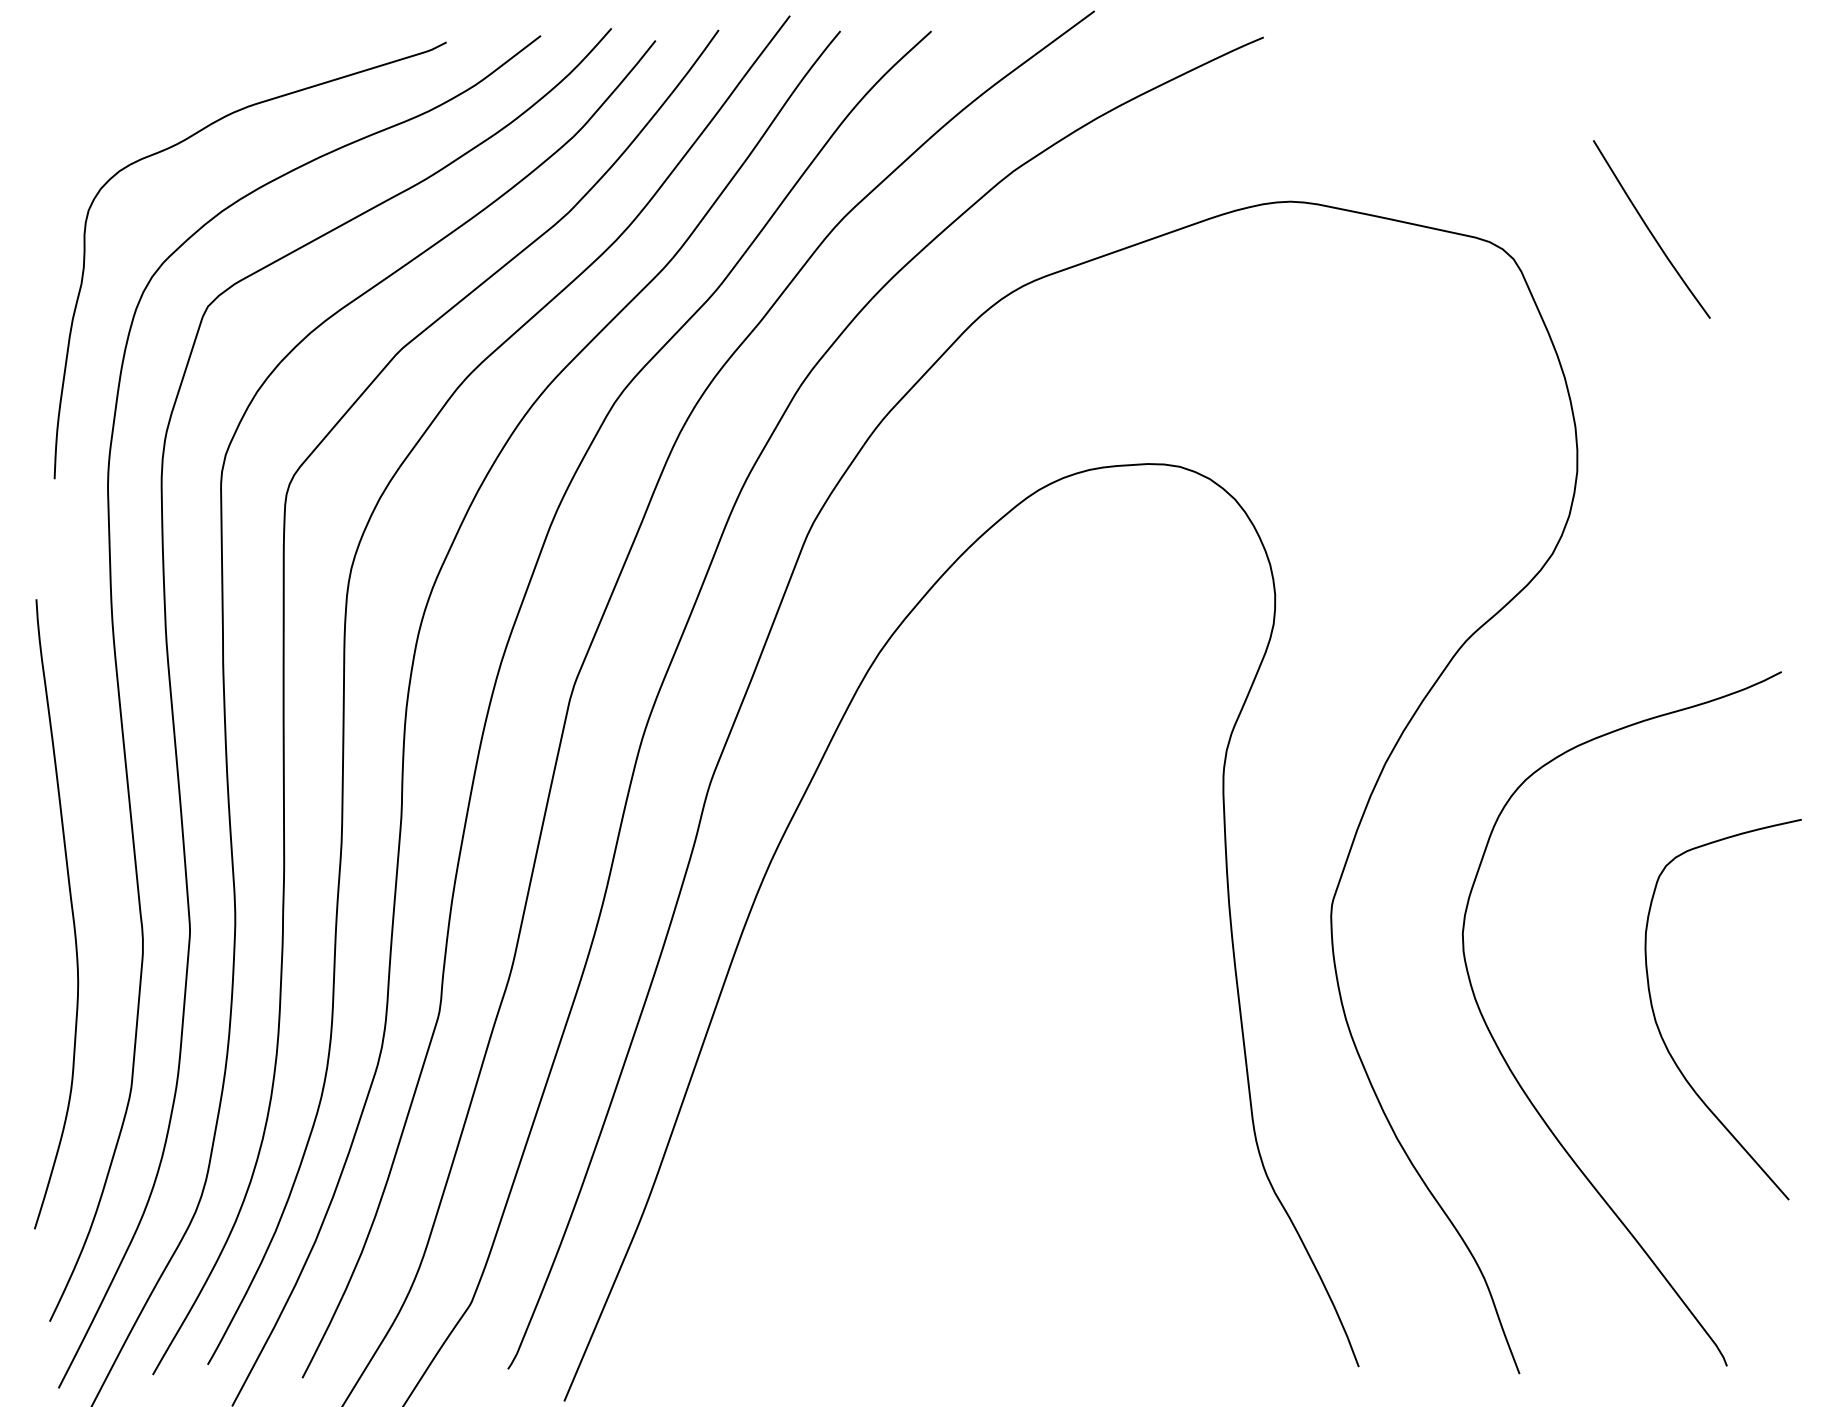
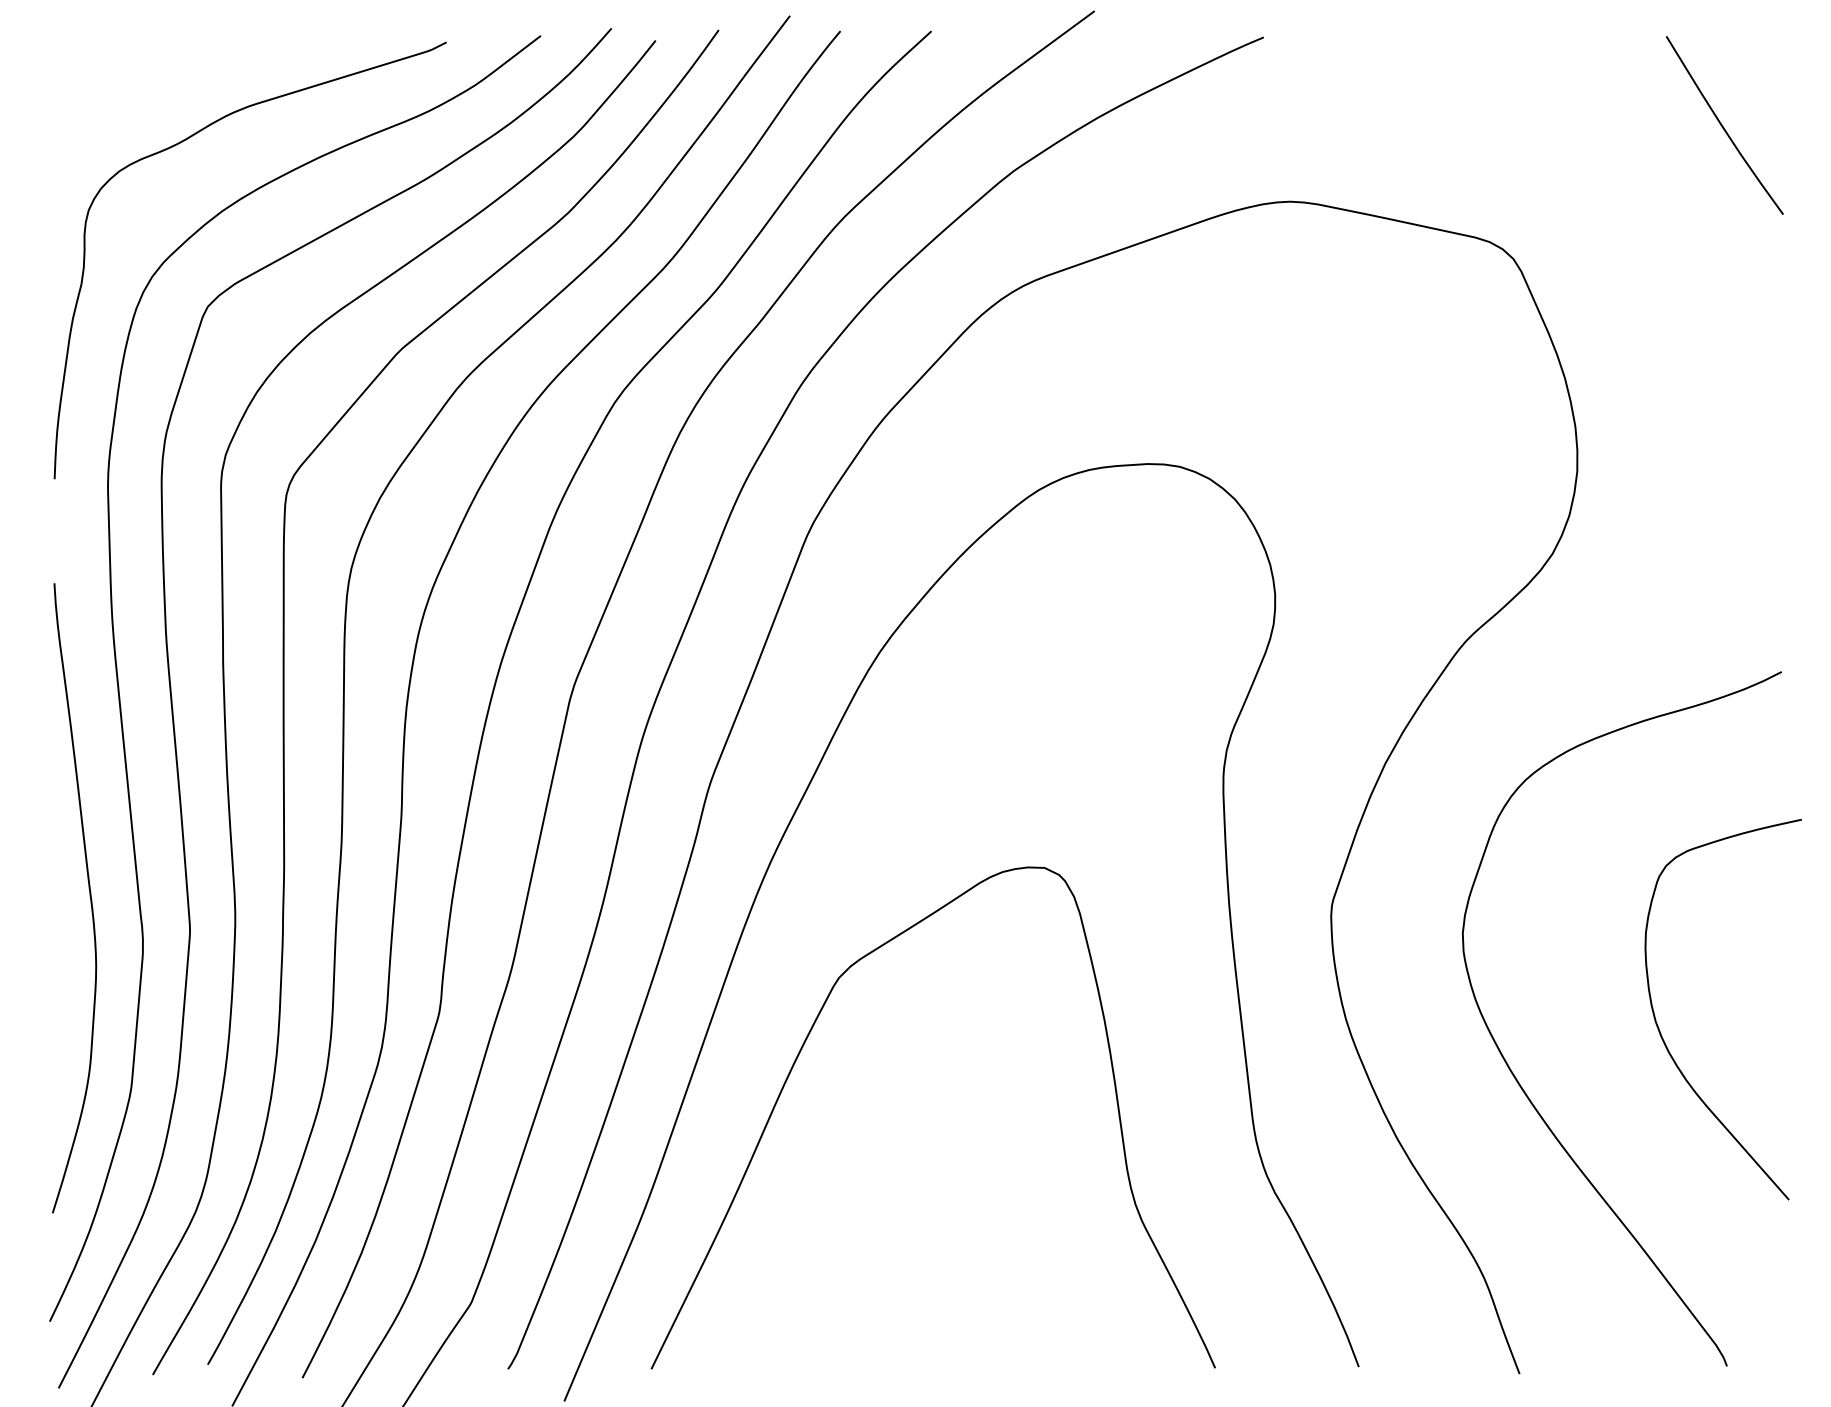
curve position: (1650, 230) -> (1723, 126) (1723, 126)
curve position: (71, 912) -> (89, 896) (89, 896)
curve: none -> present (801, 1051)
